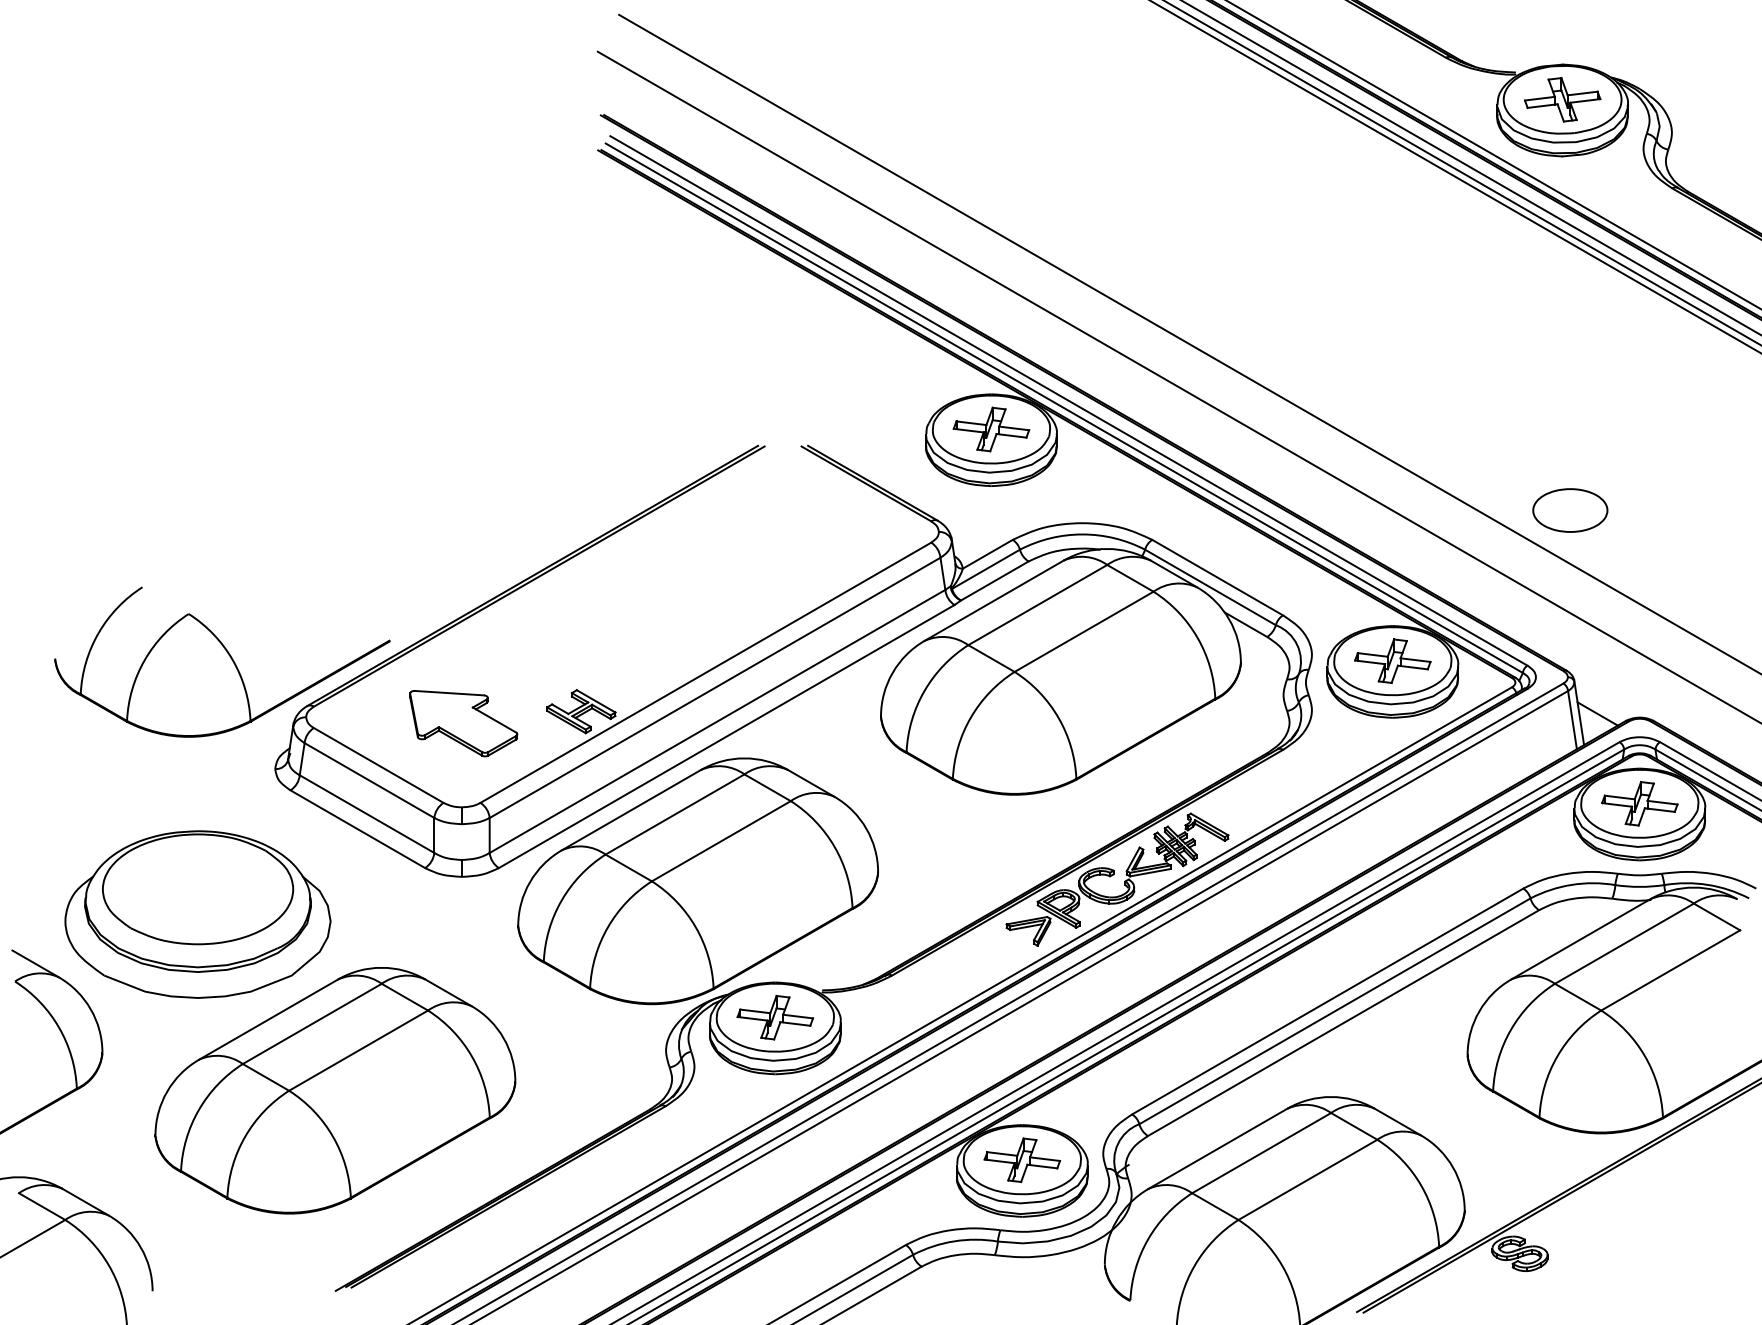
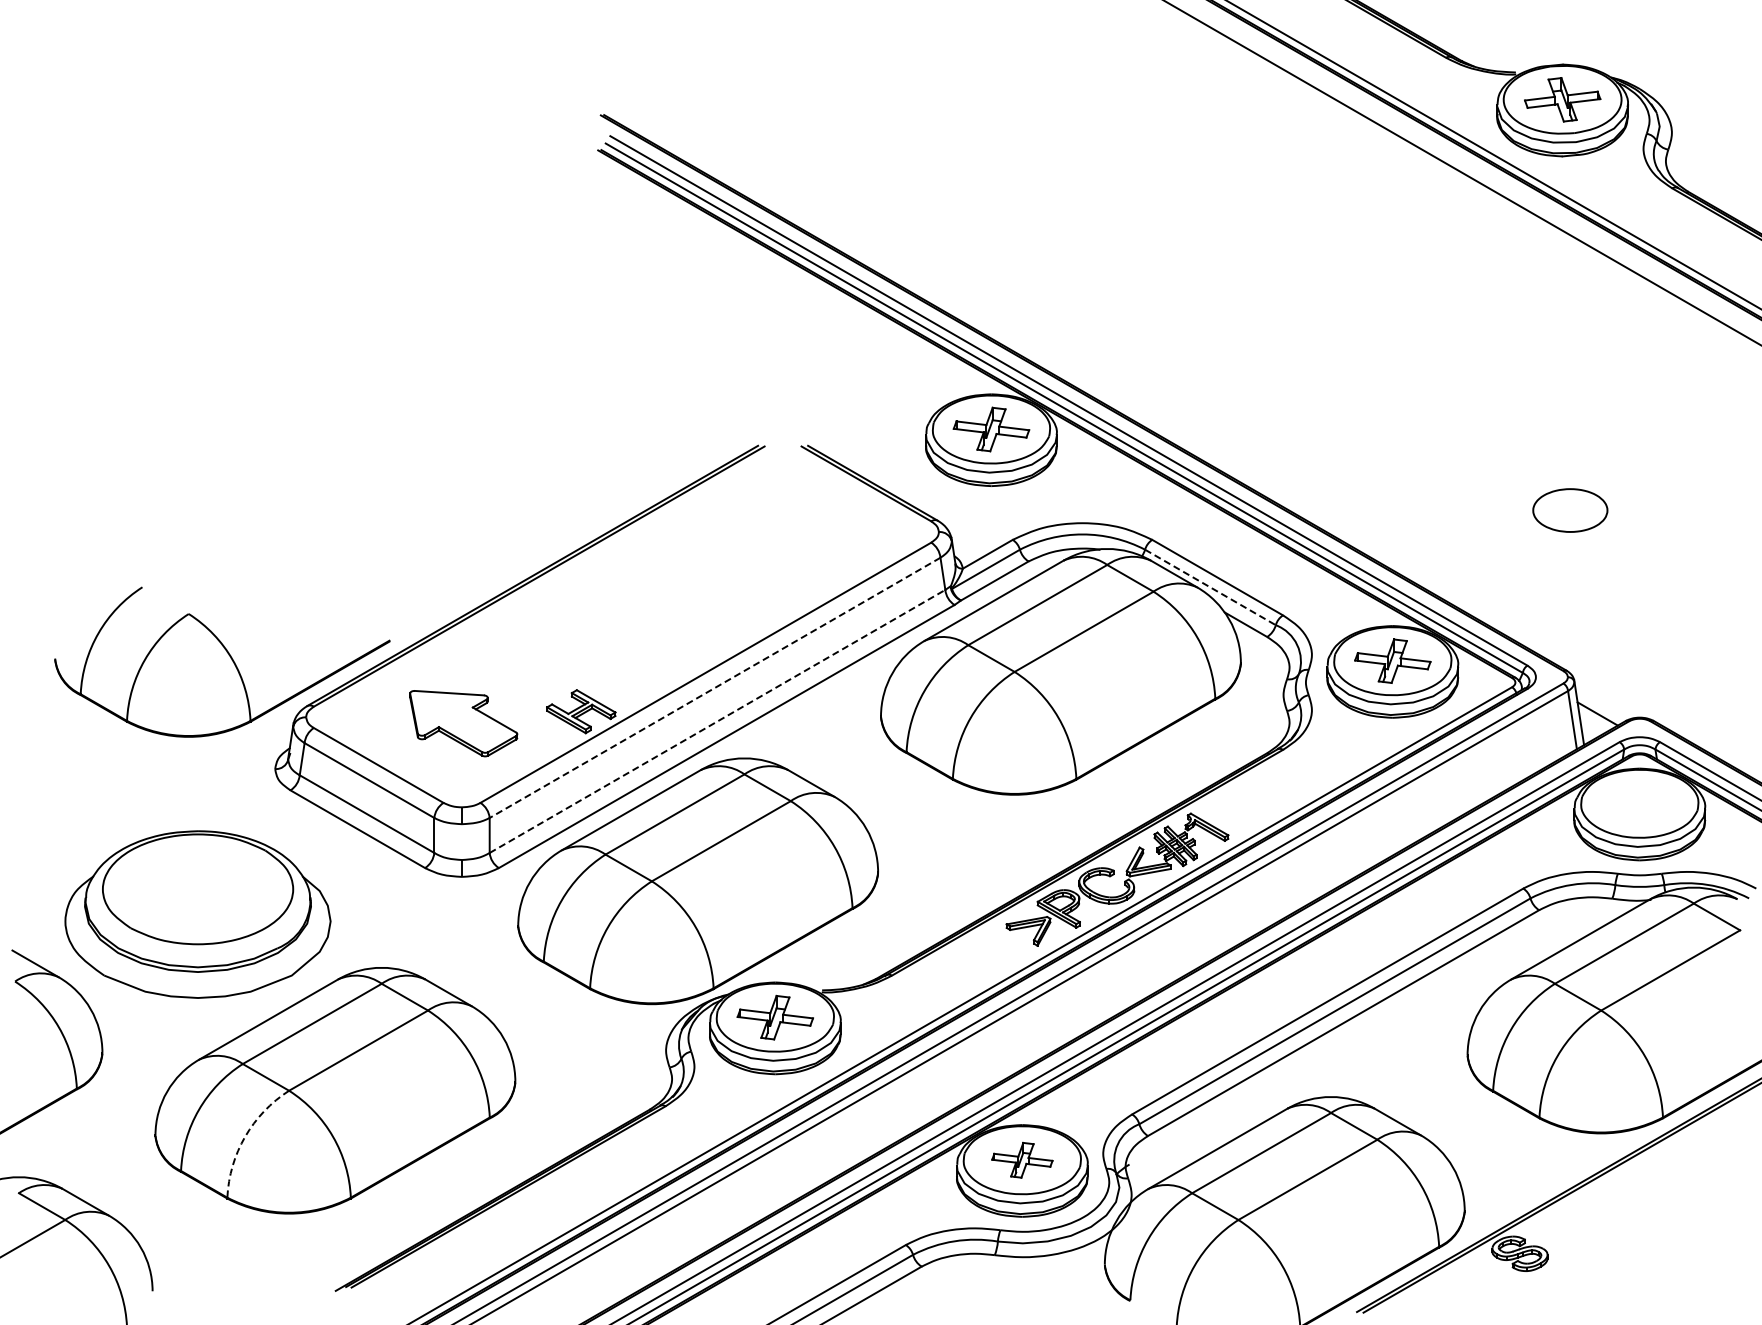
line: present -> none (1471, 167)
line: present -> none (1455, 177)
line: present -> none (1188, 343)
line: present -> none (1177, 386)
line: solid -> dashed (1210, 587)
line: solid -> dashed (714, 688)
line: solid -> dashed (717, 721)
part: present -> none (1639, 803)
arc: solid -> dashed (245, 1136)
part size: 79x47 px -> 63x38 px (1022, 1159)
